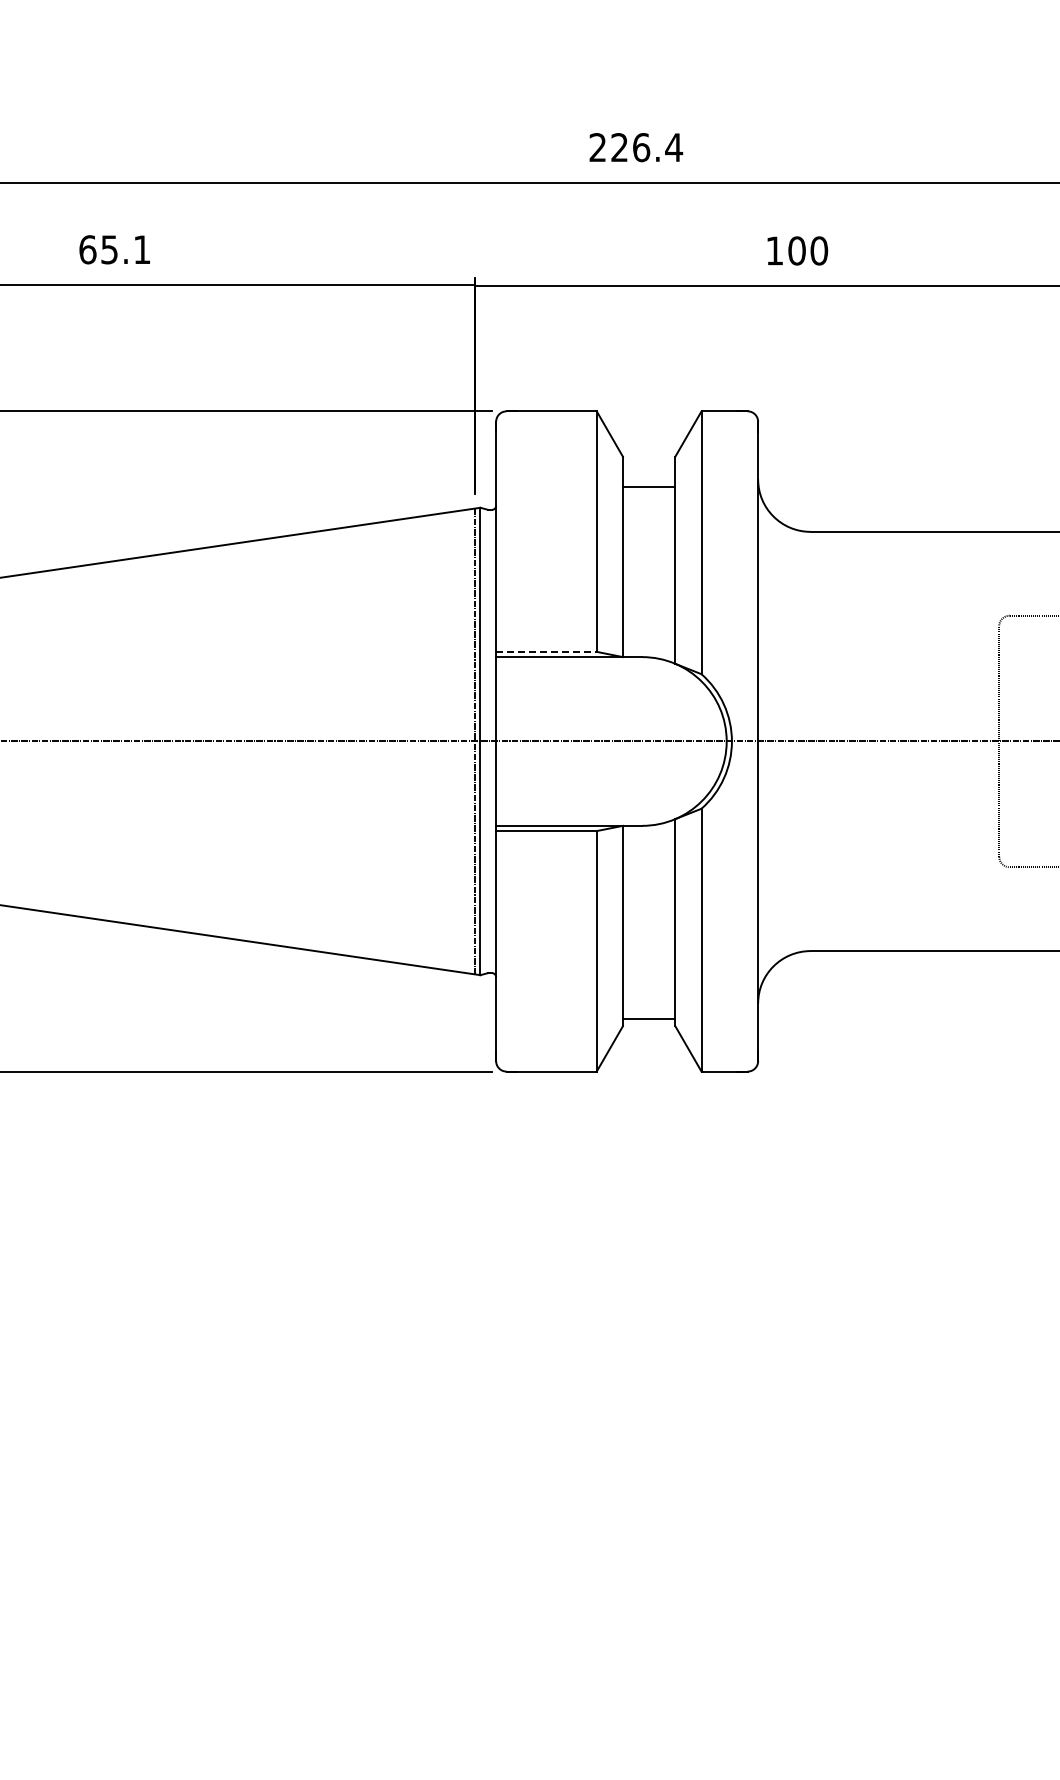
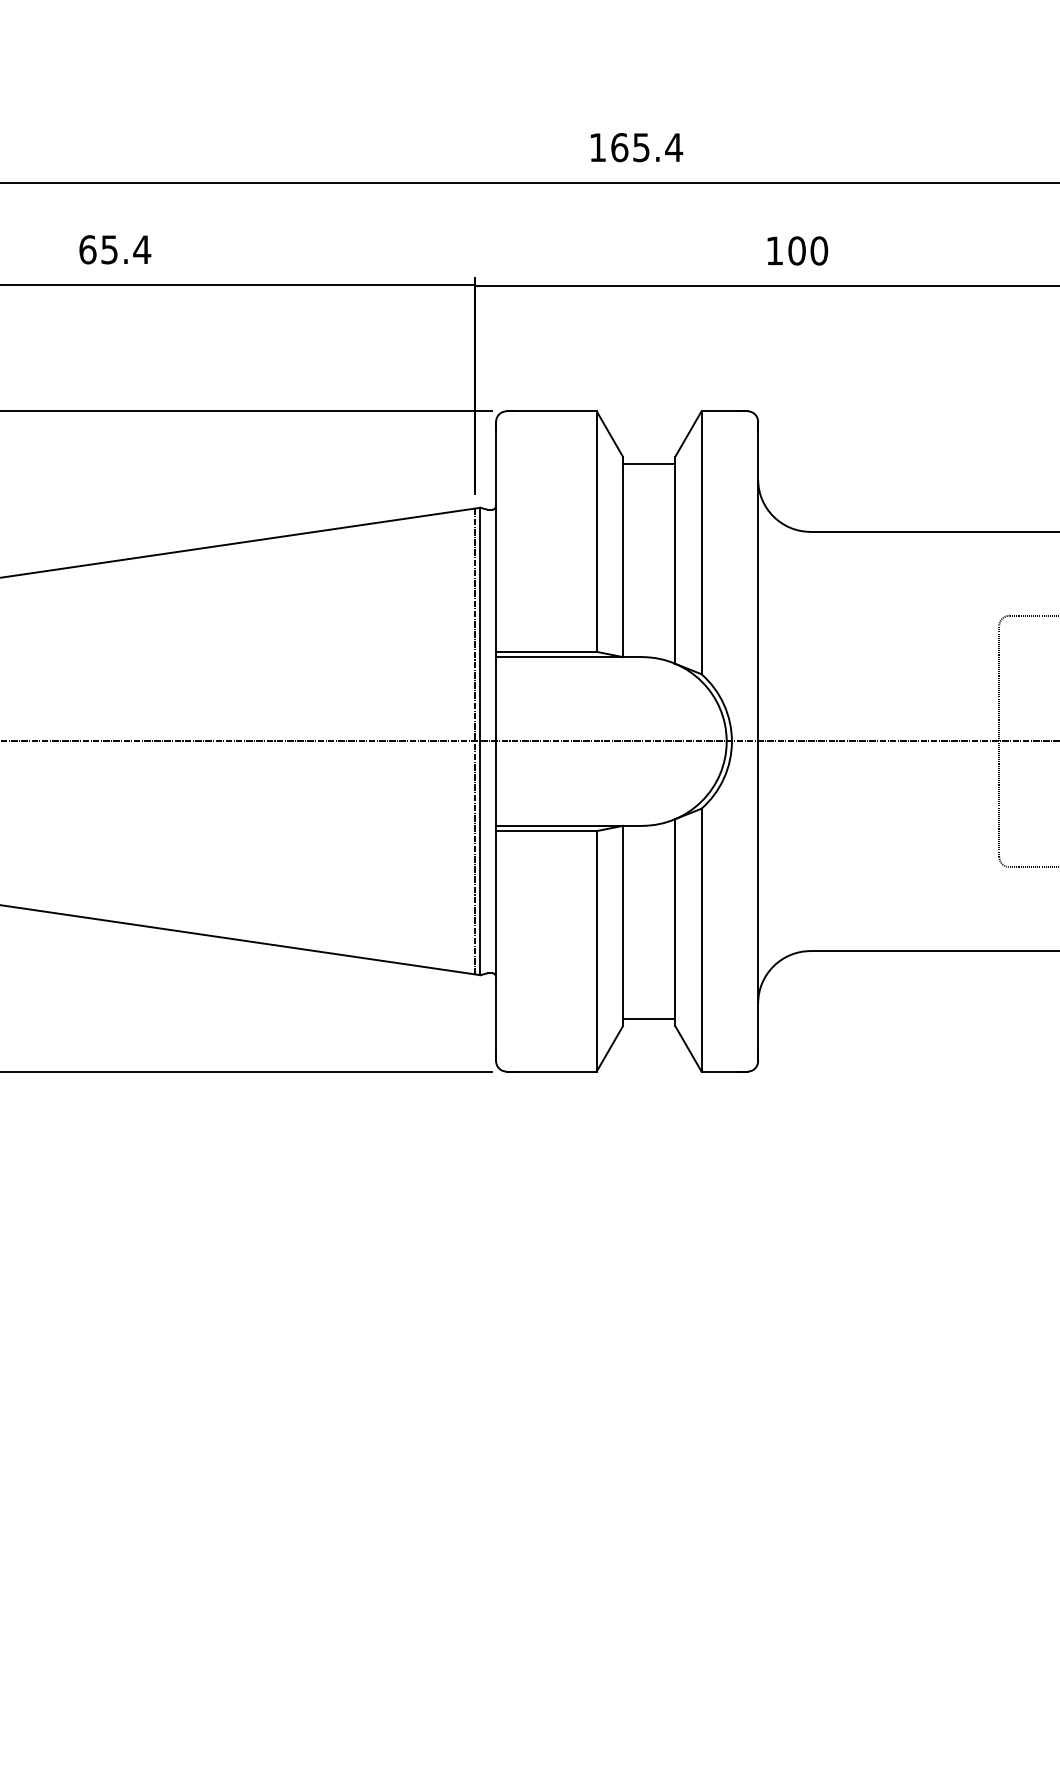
text: 226.4 -> 165.4 (619, 147)
text: 65.1 -> 65.4 (142, 249)
line position: (648, 486) -> (648, 463) (648, 463)
line: dashed -> solid (546, 651)
